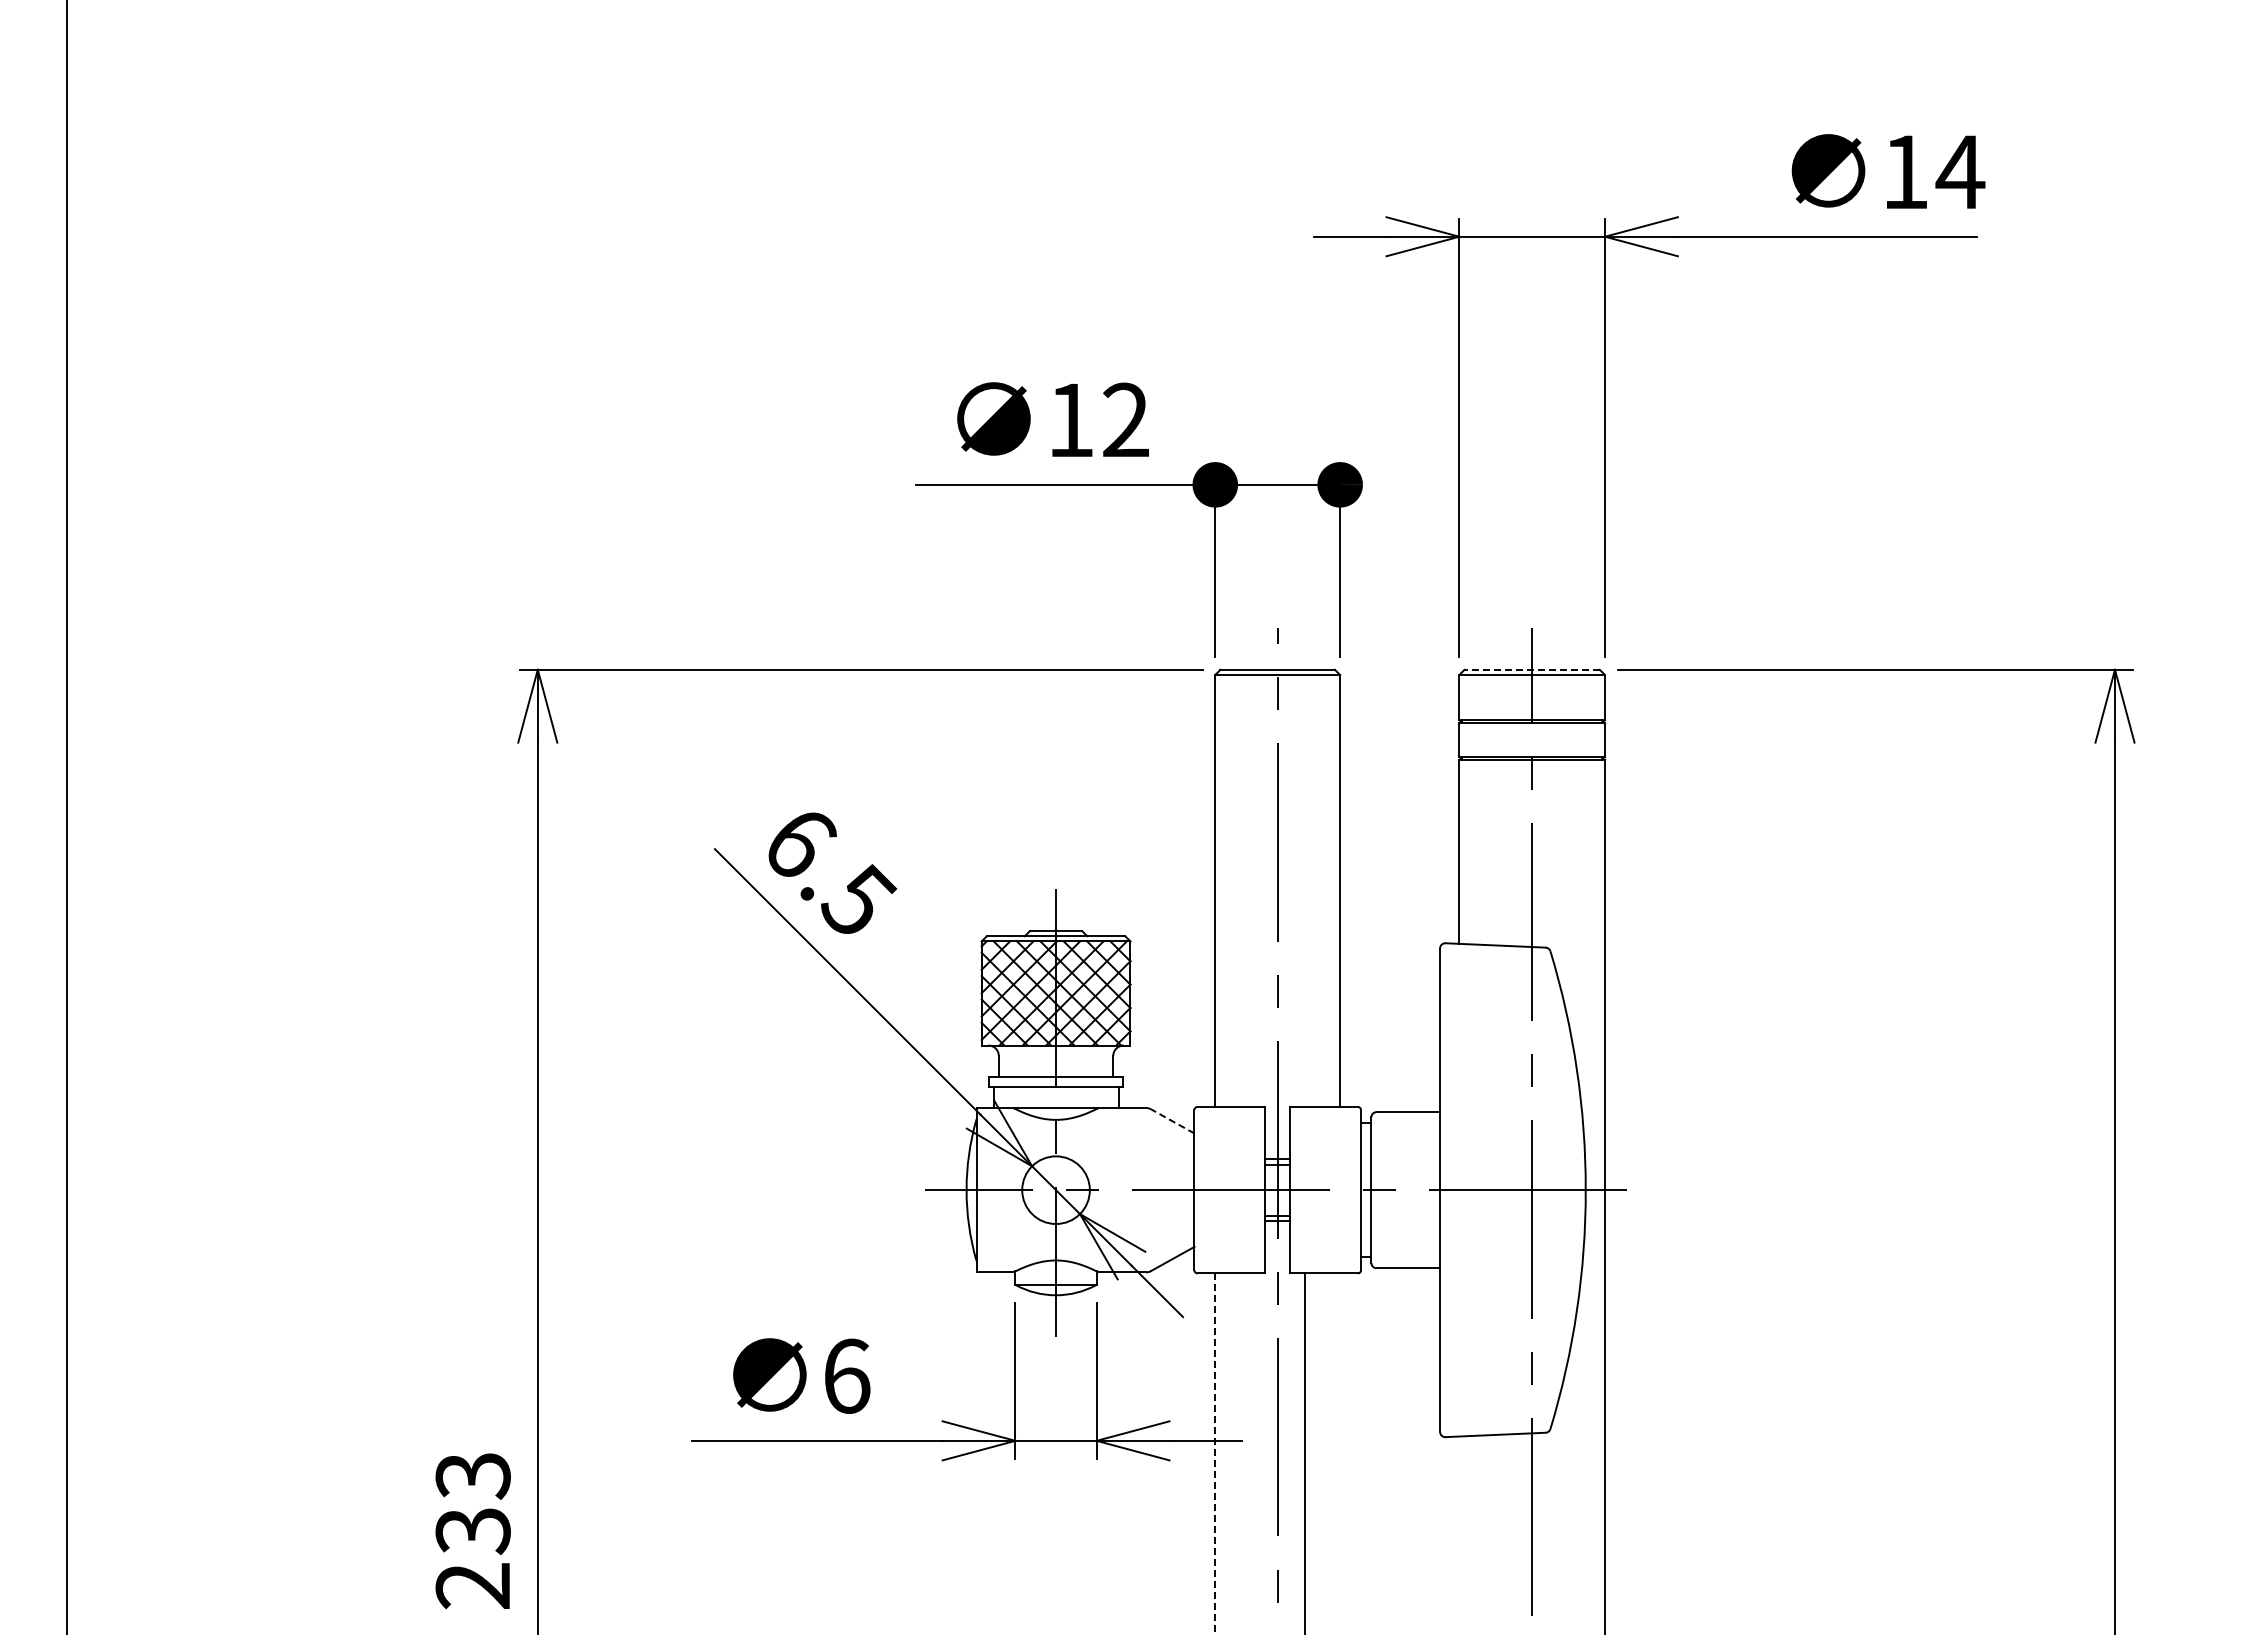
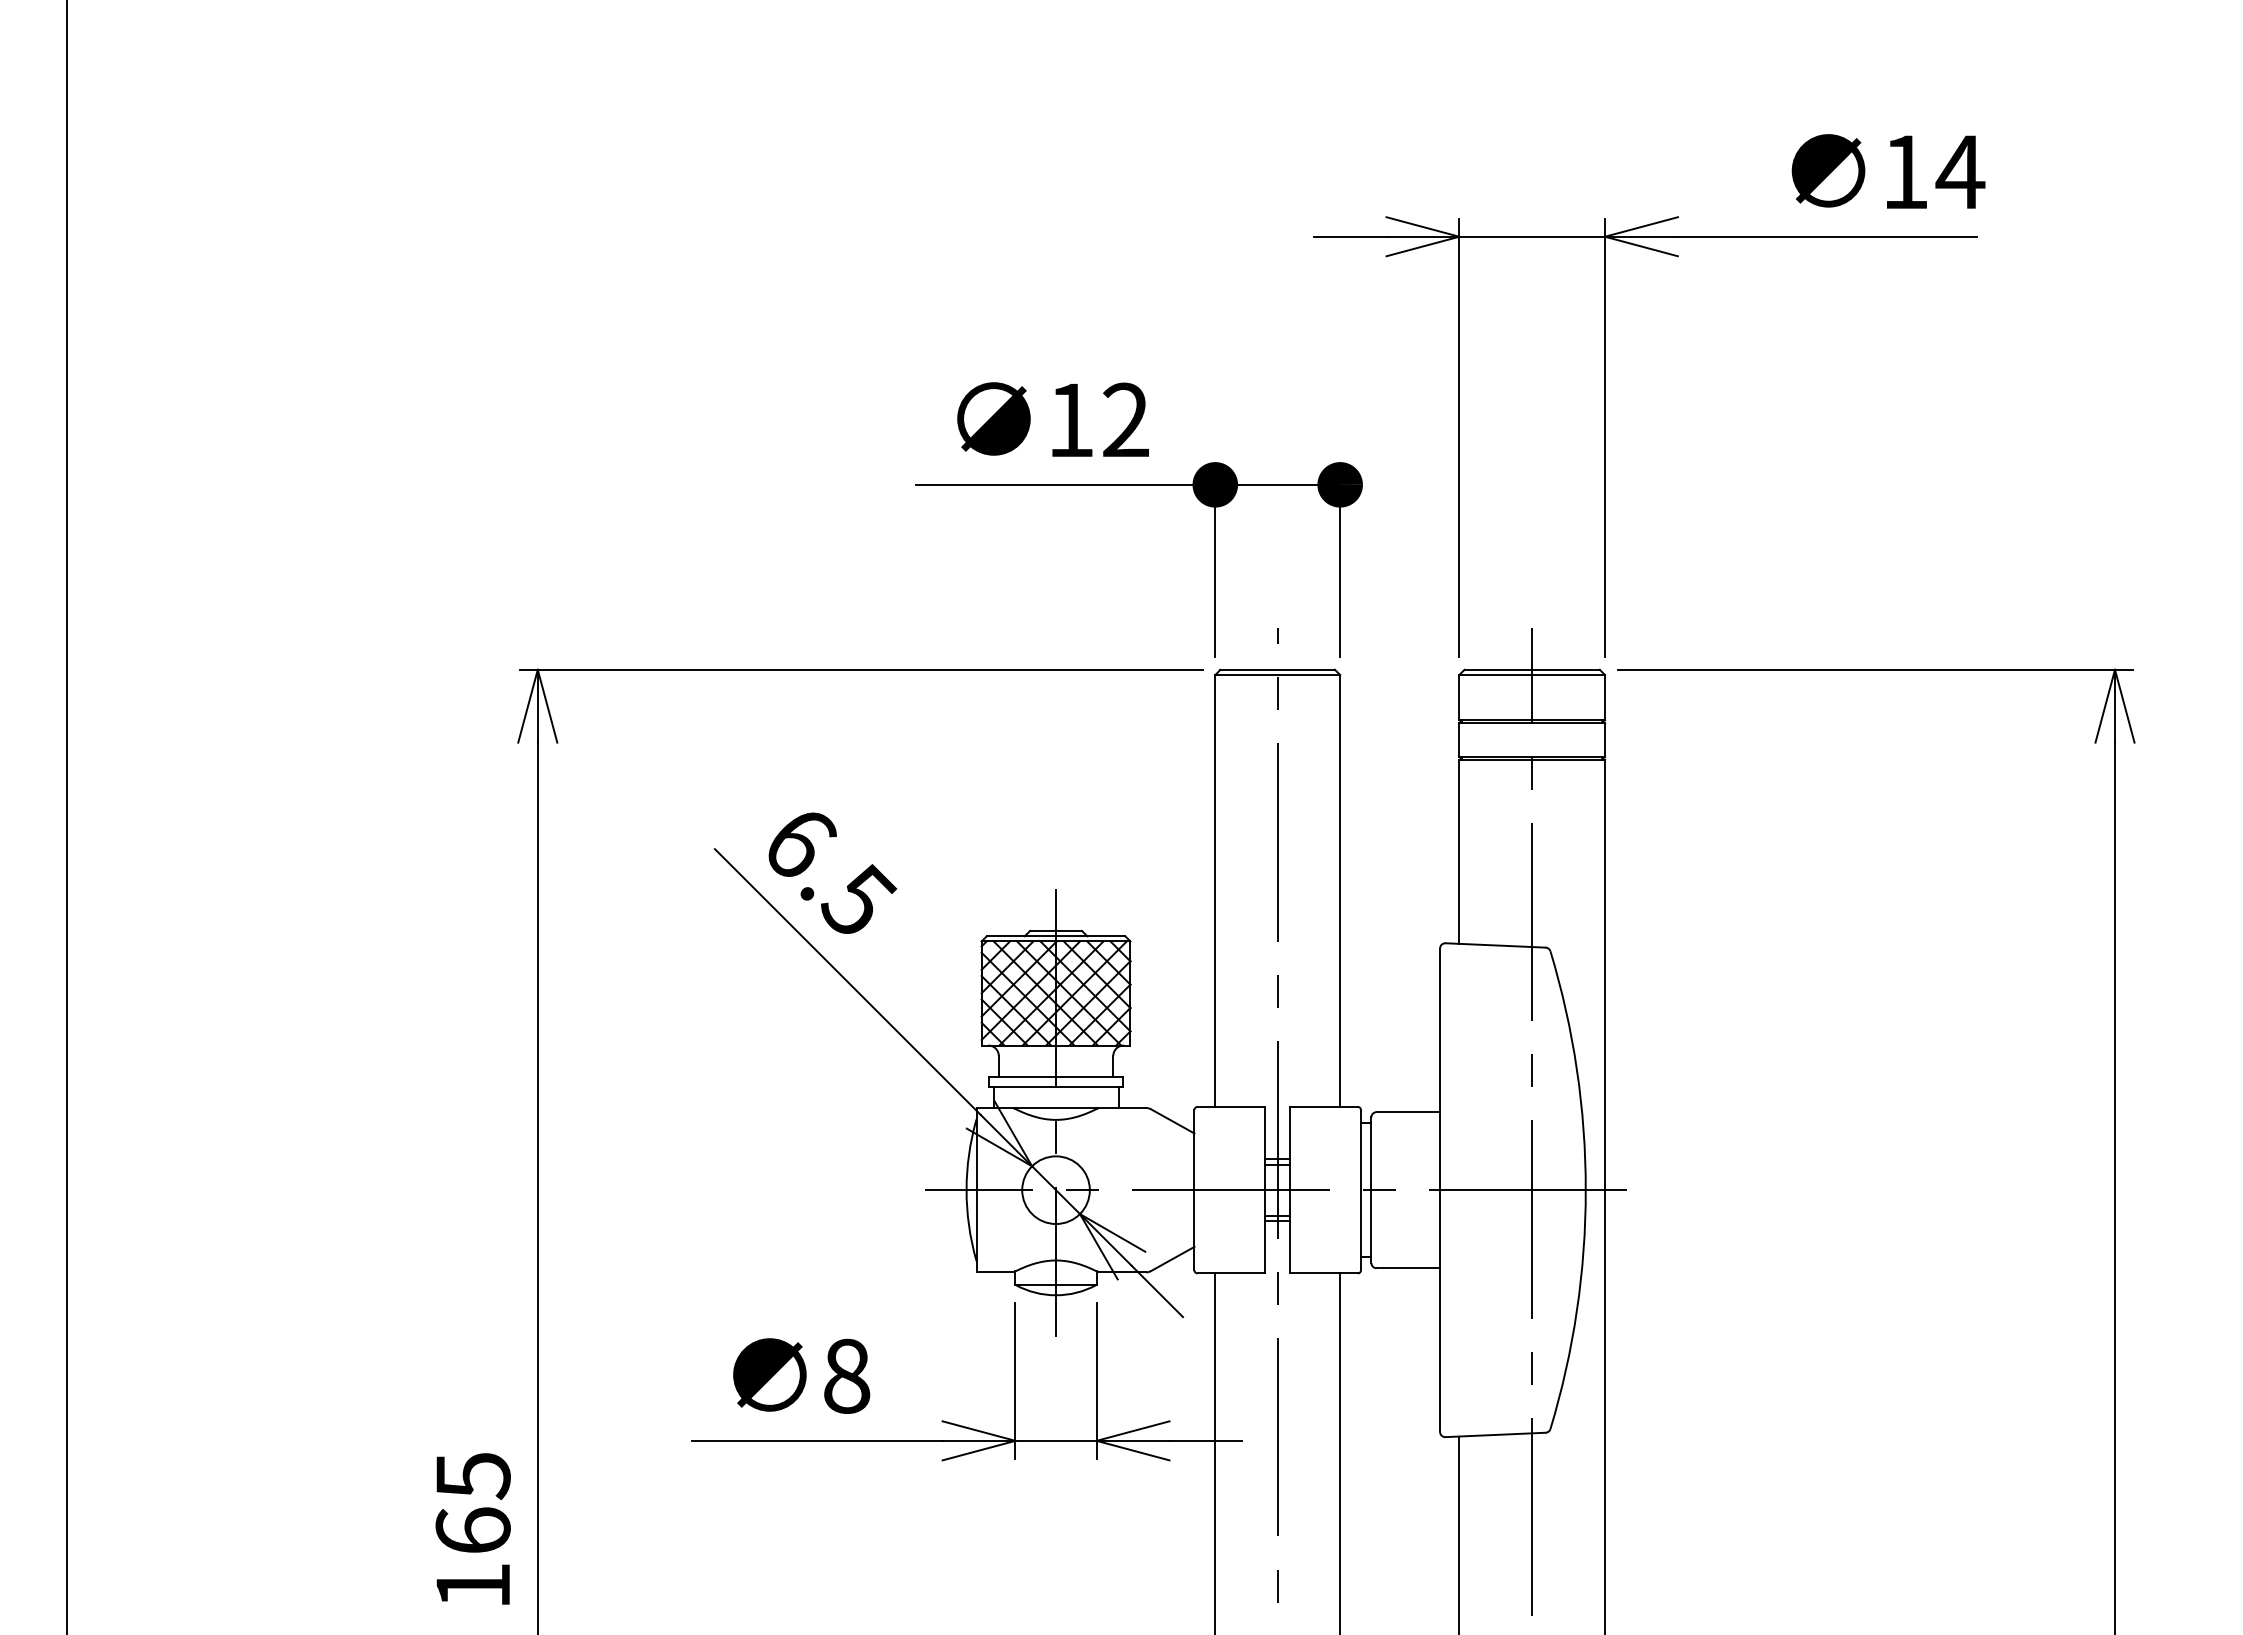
line: dashed -> solid (1532, 669)
line: dashed -> solid (1172, 1121)
text: 6 -> 8 (847, 1375)
line position: (1305, 1452) -> (1340, 1452) (1340, 1452)
line: dashed -> solid (1215, 1454)
text: 233 -> 165 (472, 1531)
line: none -> present (1459, 1533)
